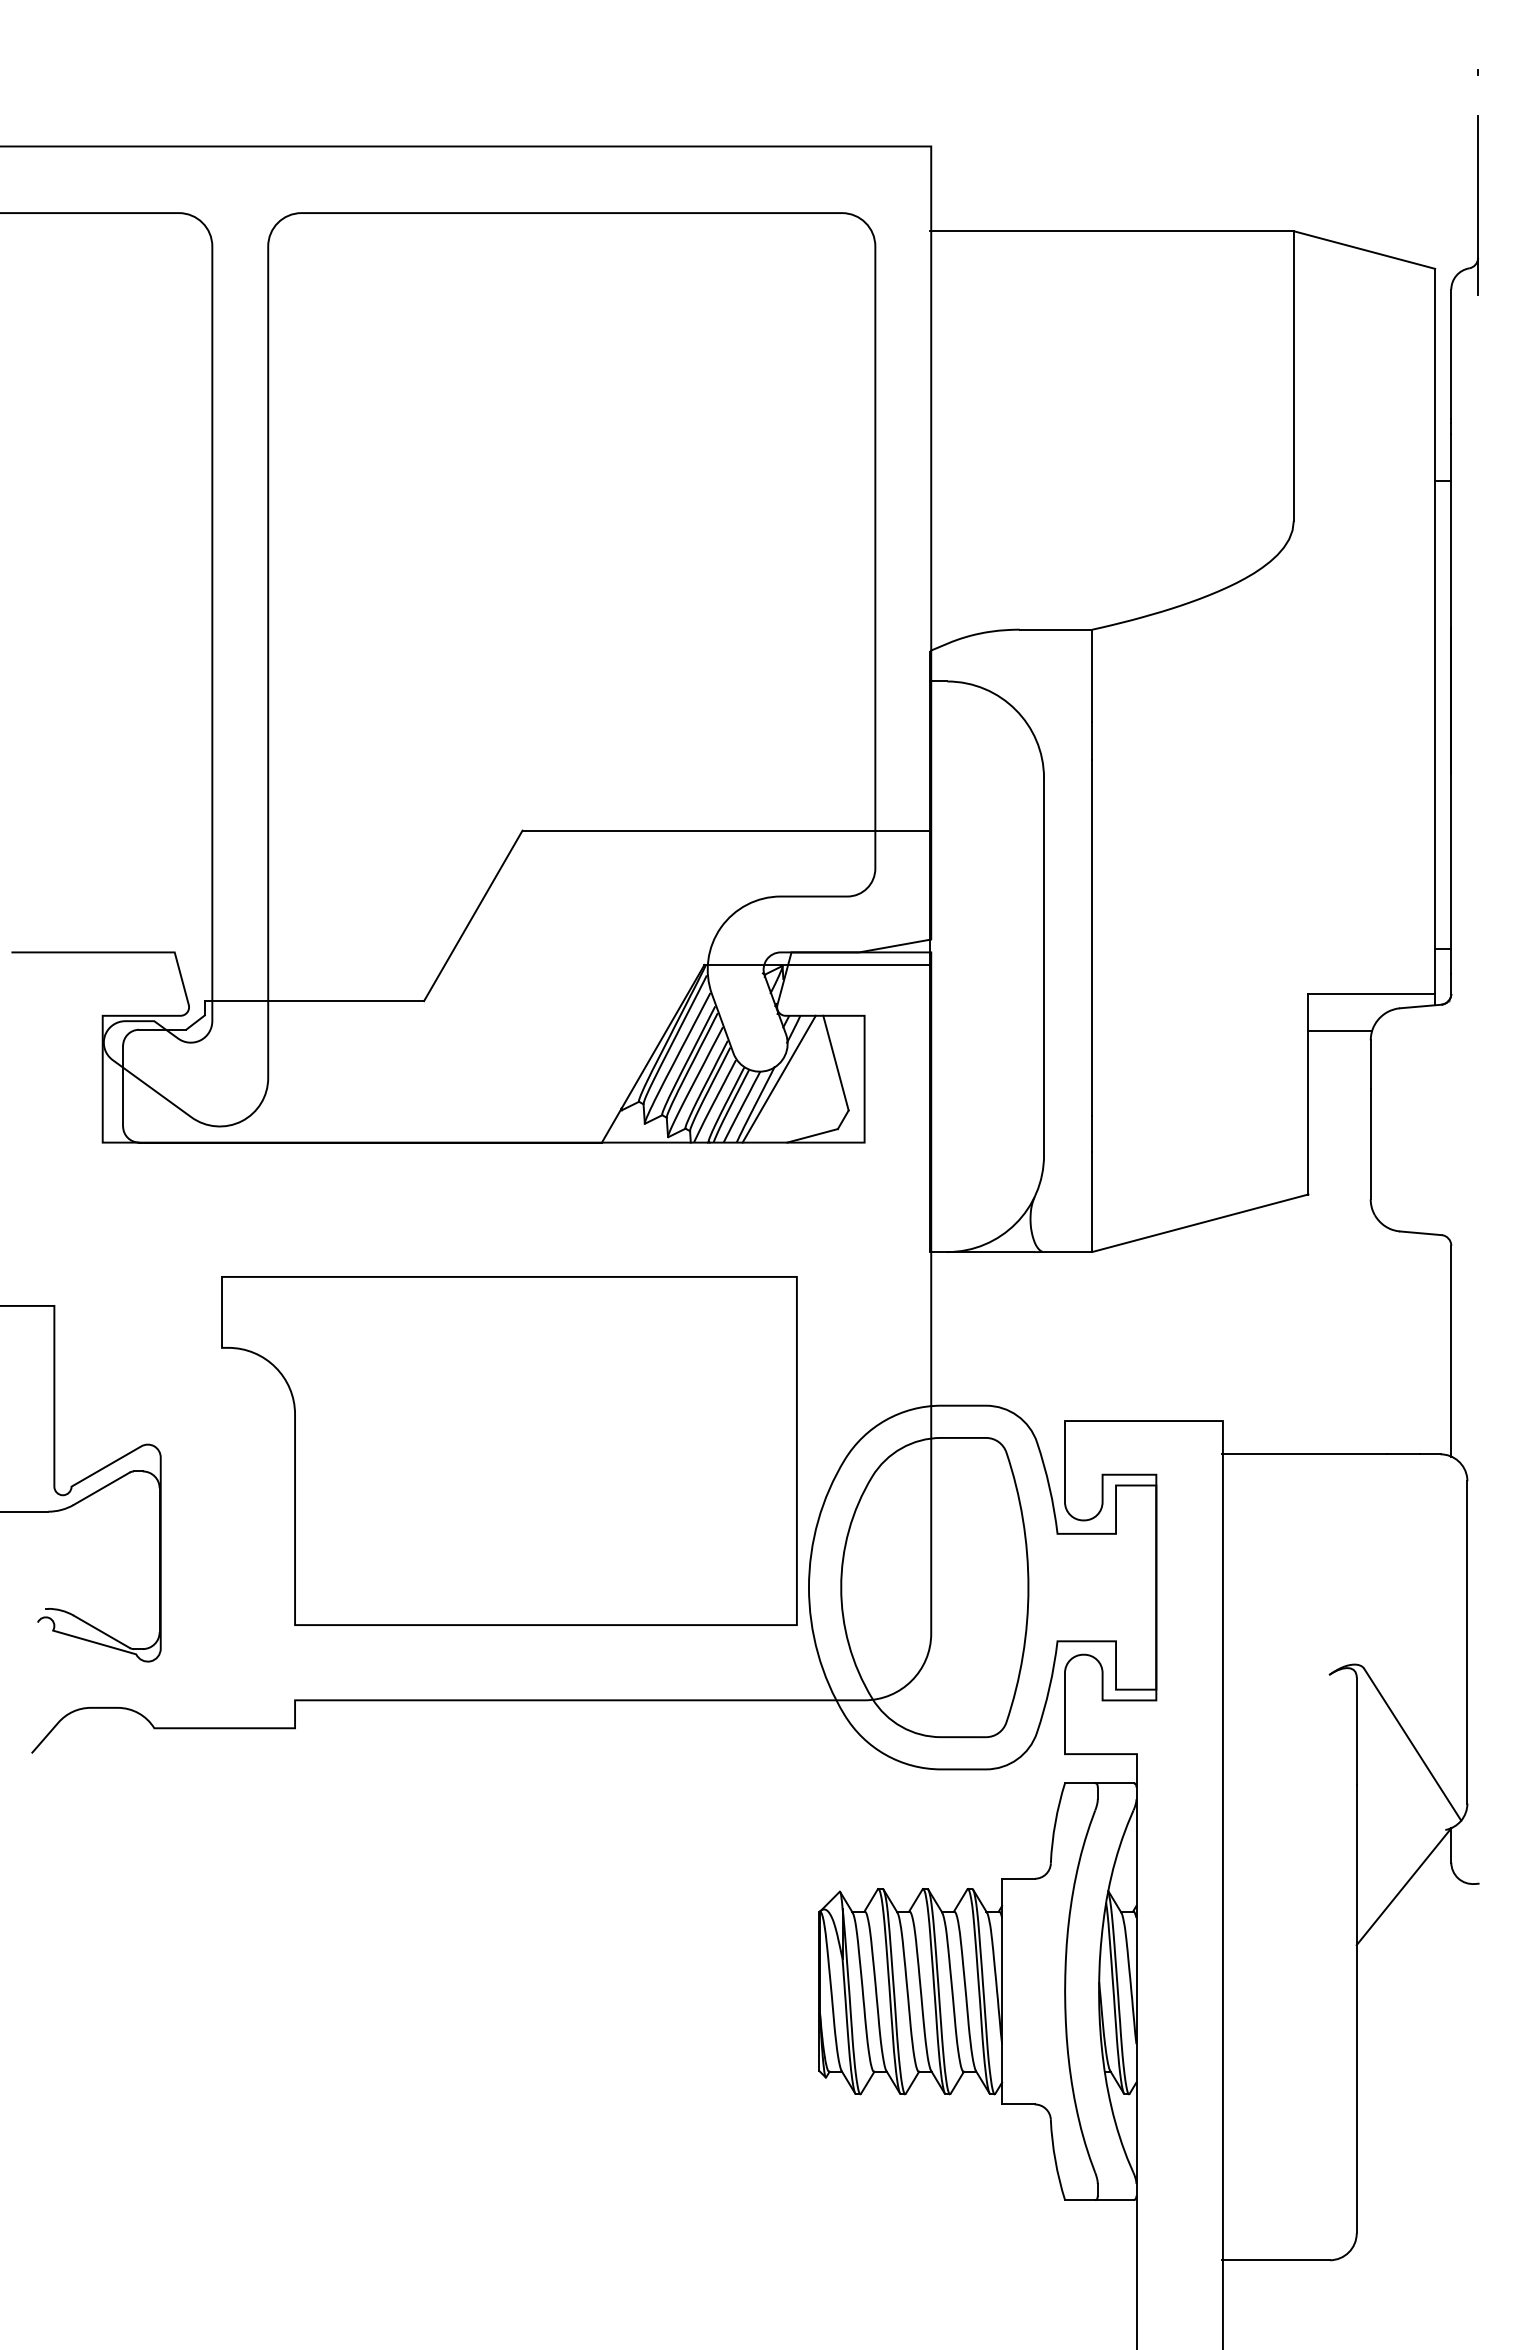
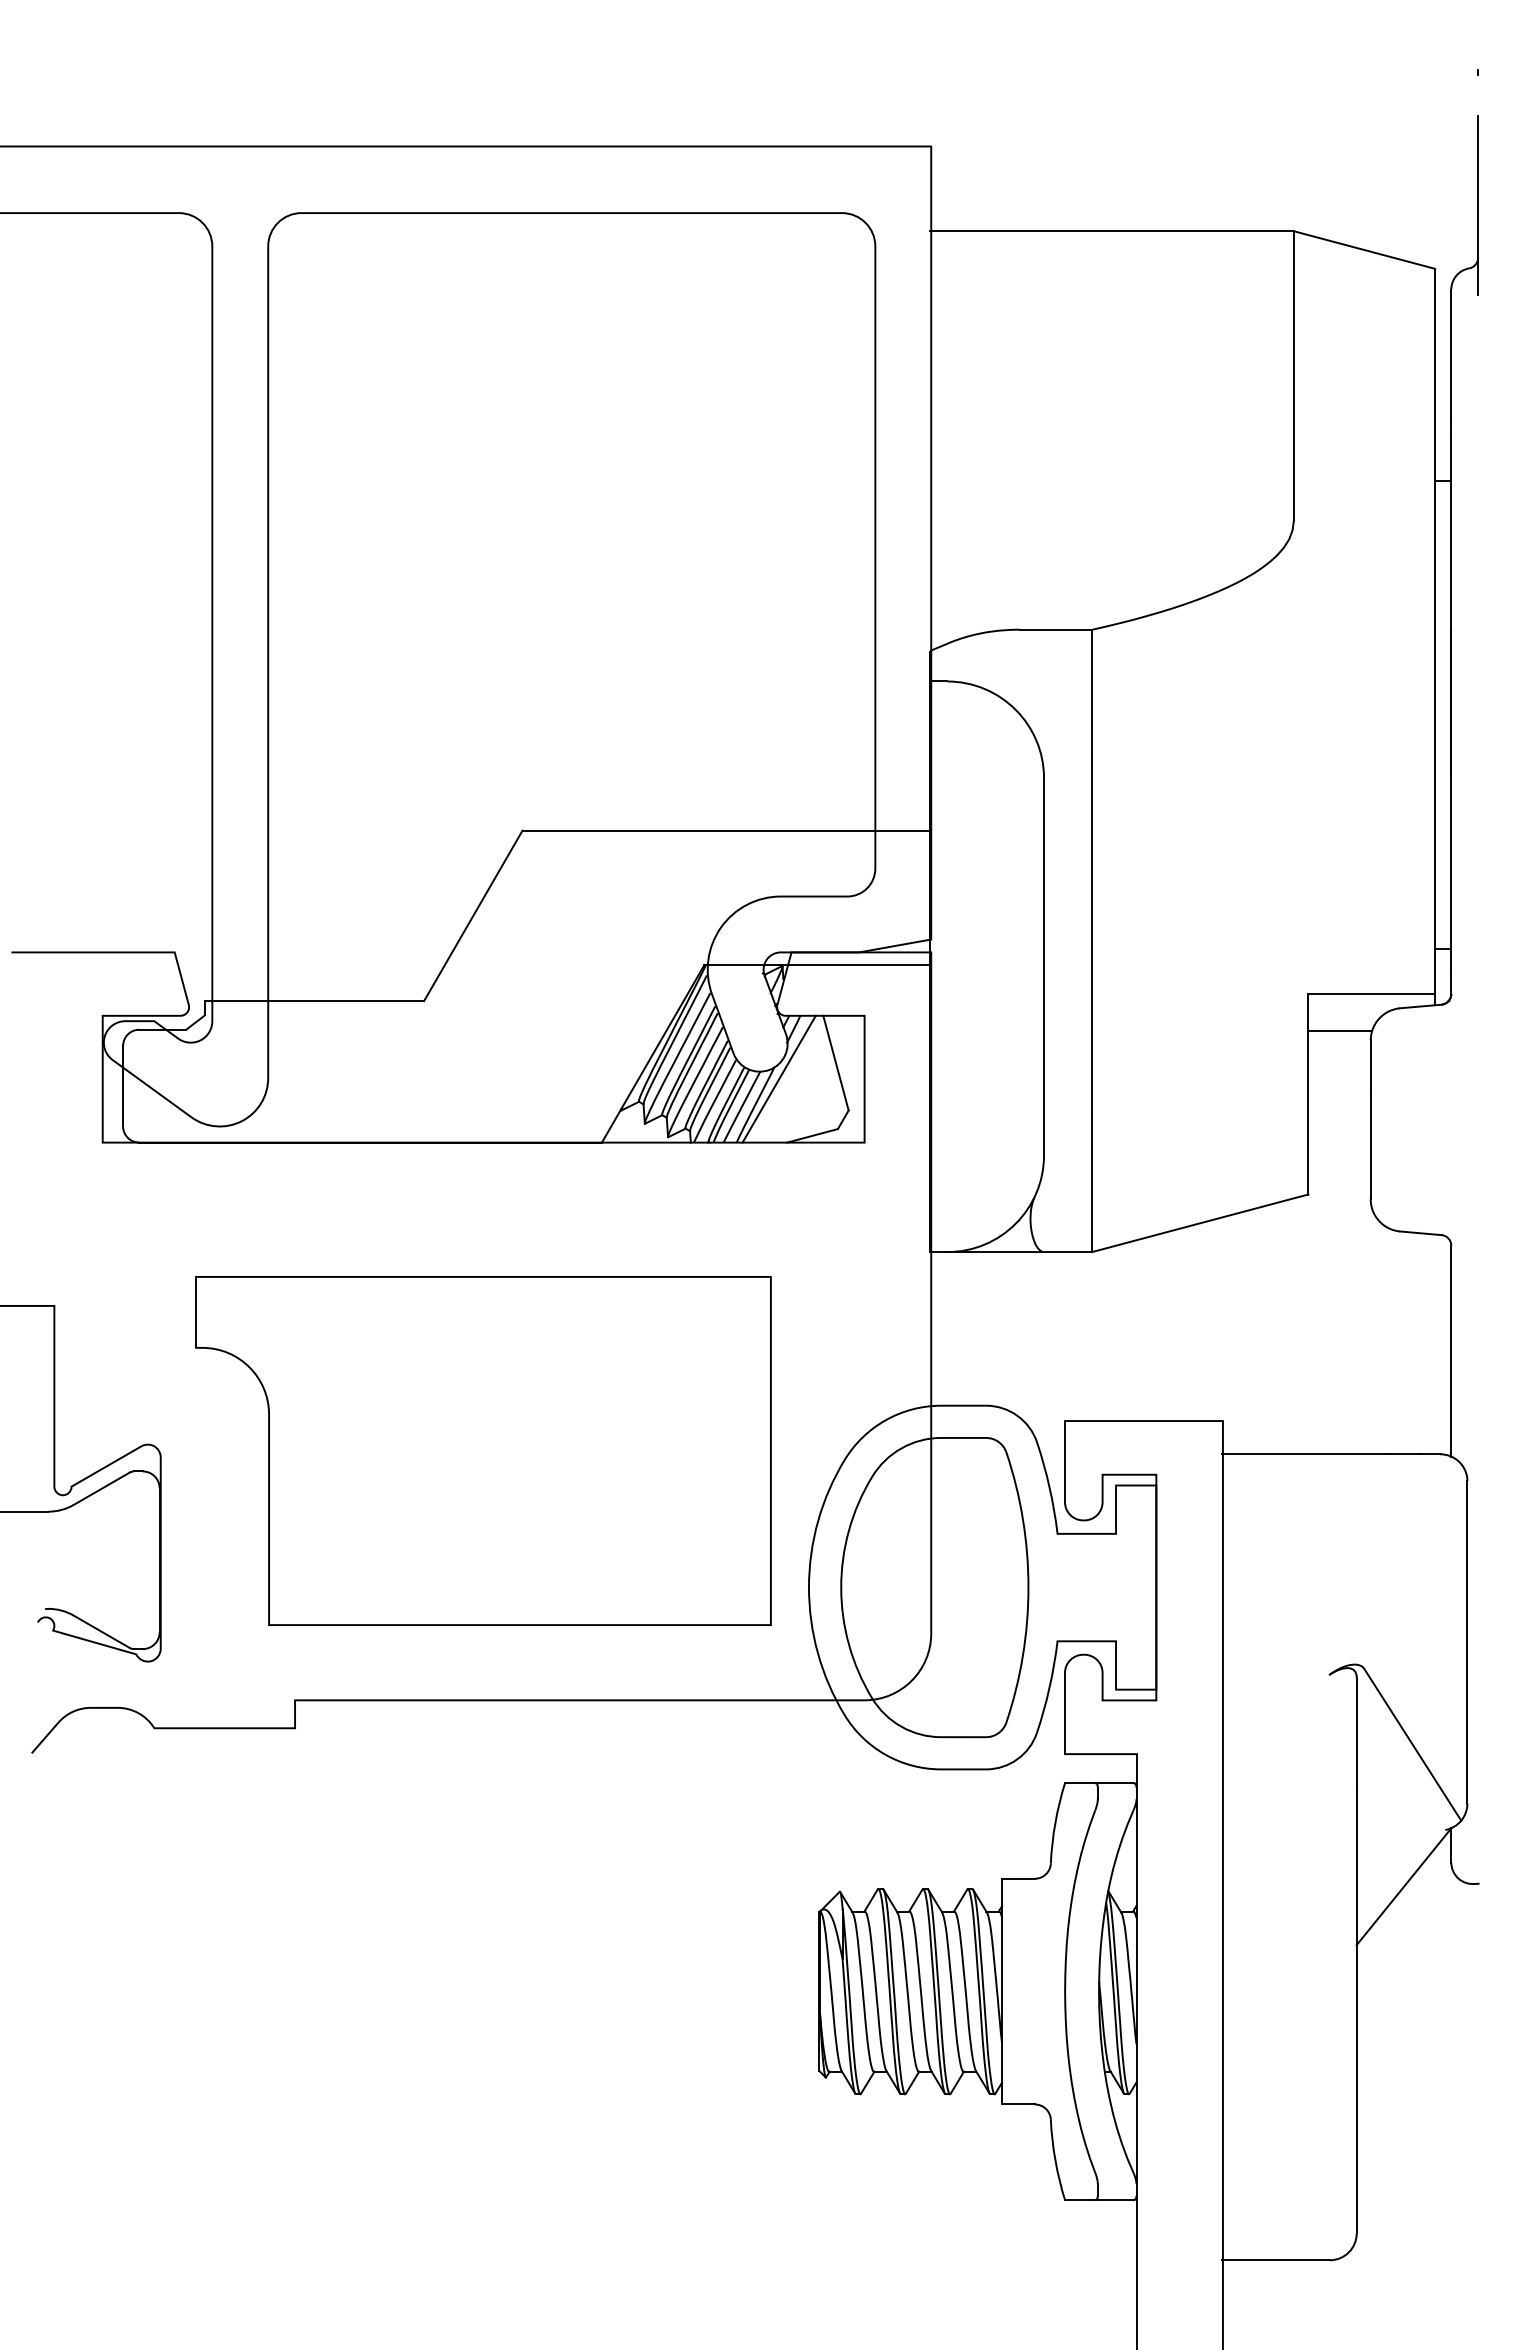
part position: (509, 1450) -> (483, 1450) (483, 1450)
